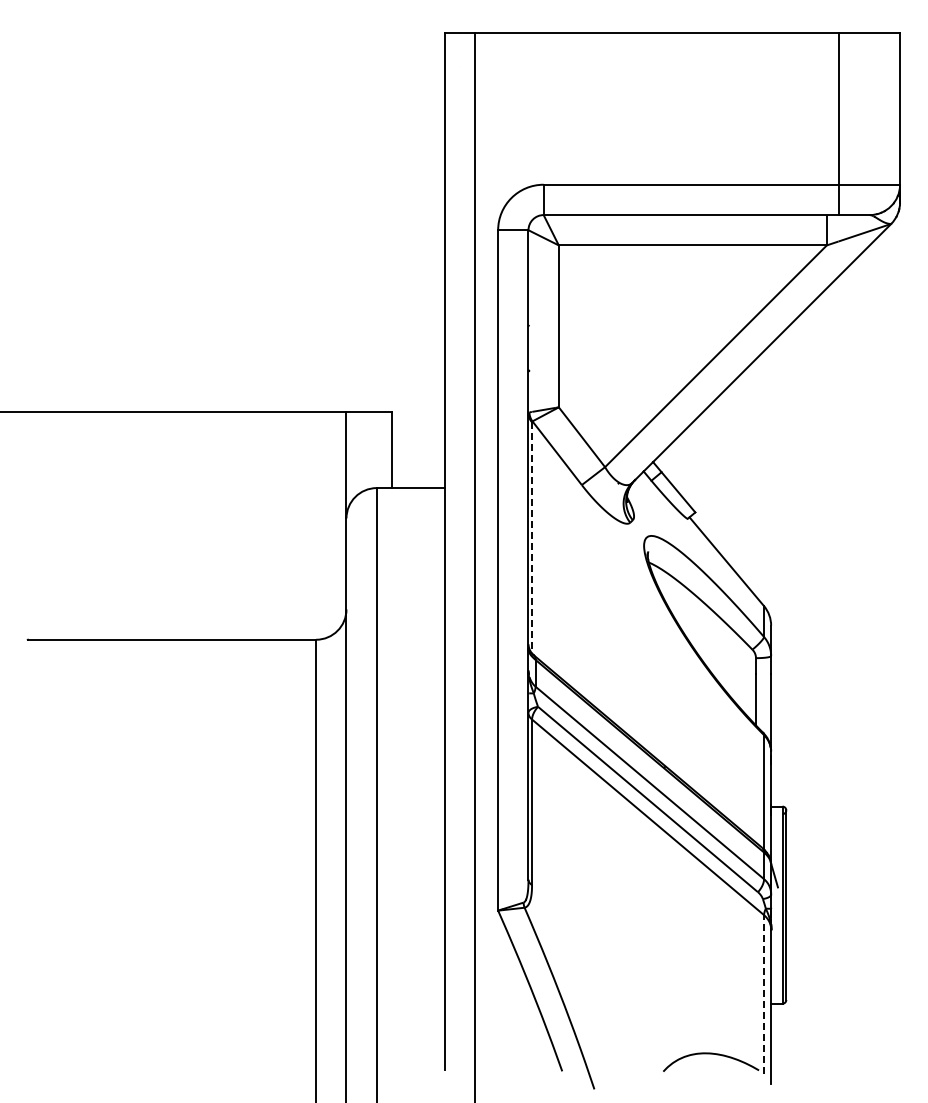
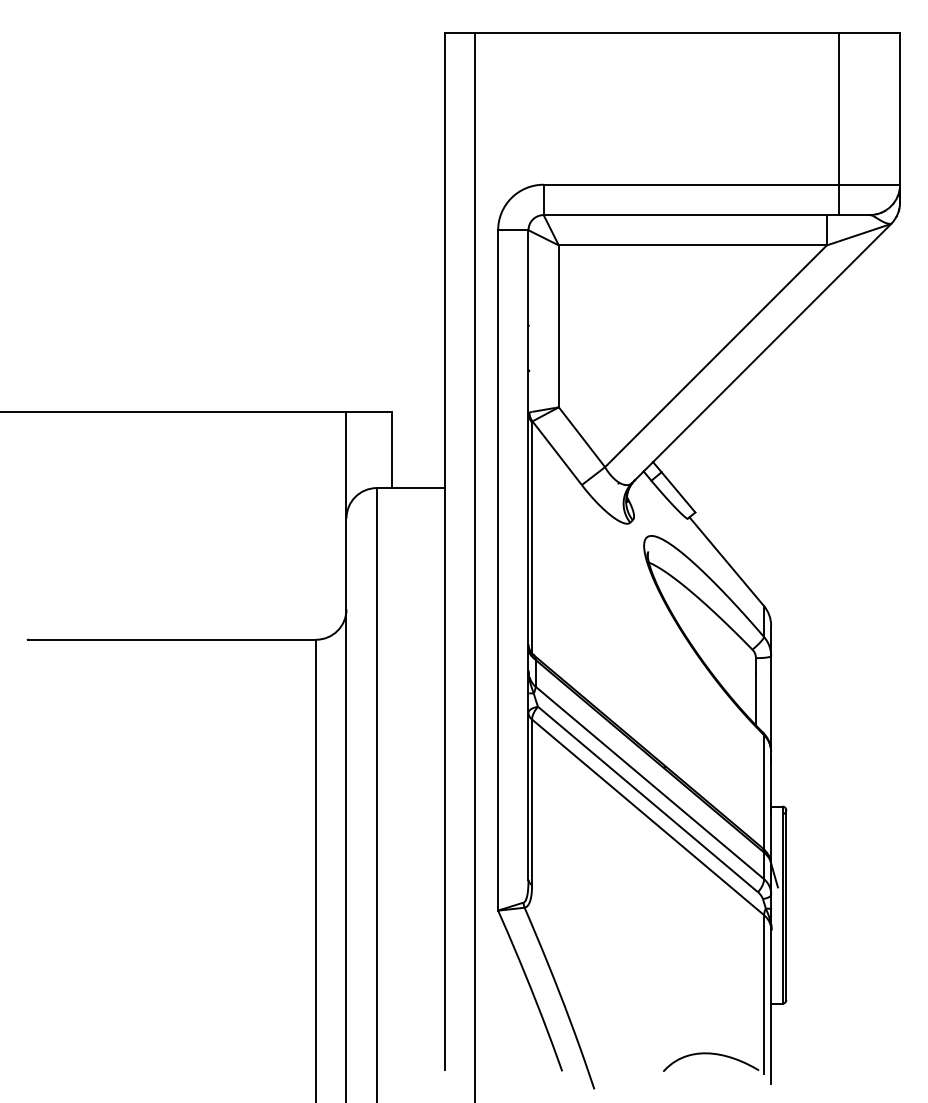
line: dashed -> solid (532, 537)
line: dashed -> solid (764, 993)
